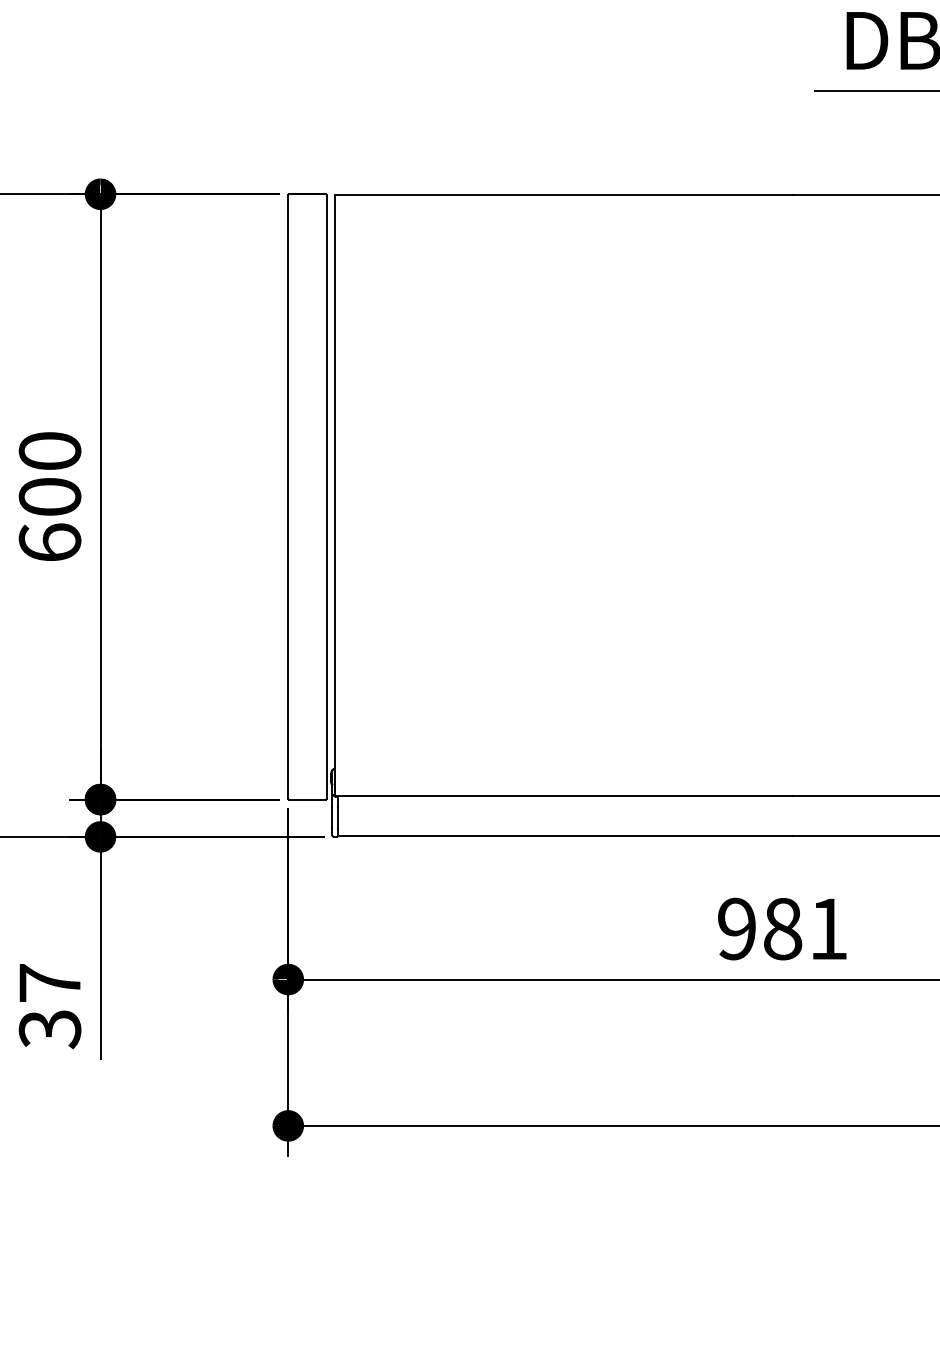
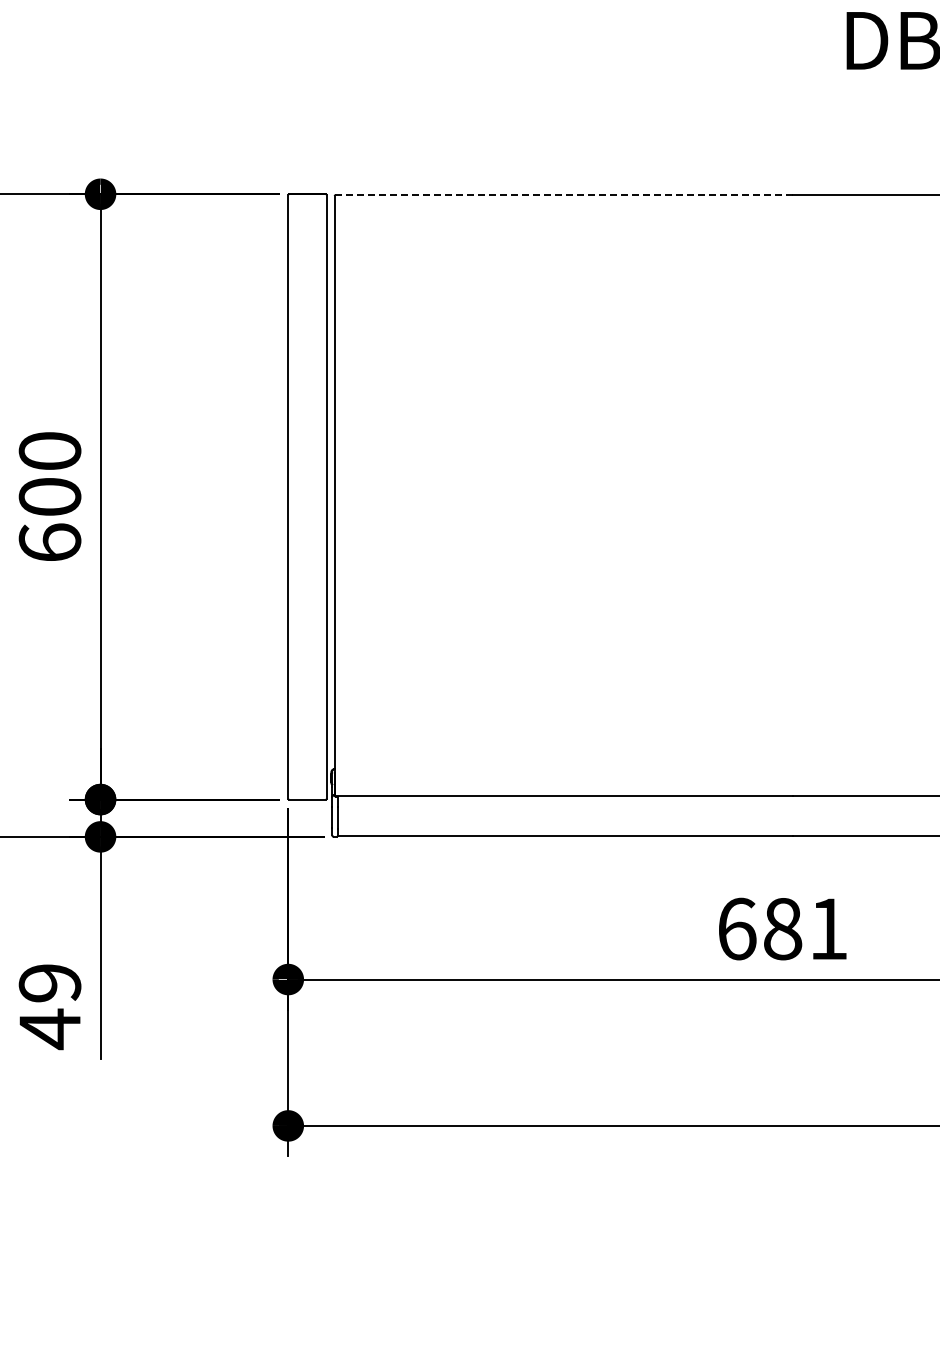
line: present -> none (875, 90)
line: solid -> dashed (564, 195)
text: 981 -> 681 (737, 928)
text: 37 -> 49 (49, 1007)
